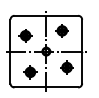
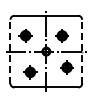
part position: (61, 30) -> (61, 35) (61, 35)
line: solid -> dashed (10, 51)
line: solid -> dashed (82, 51)
